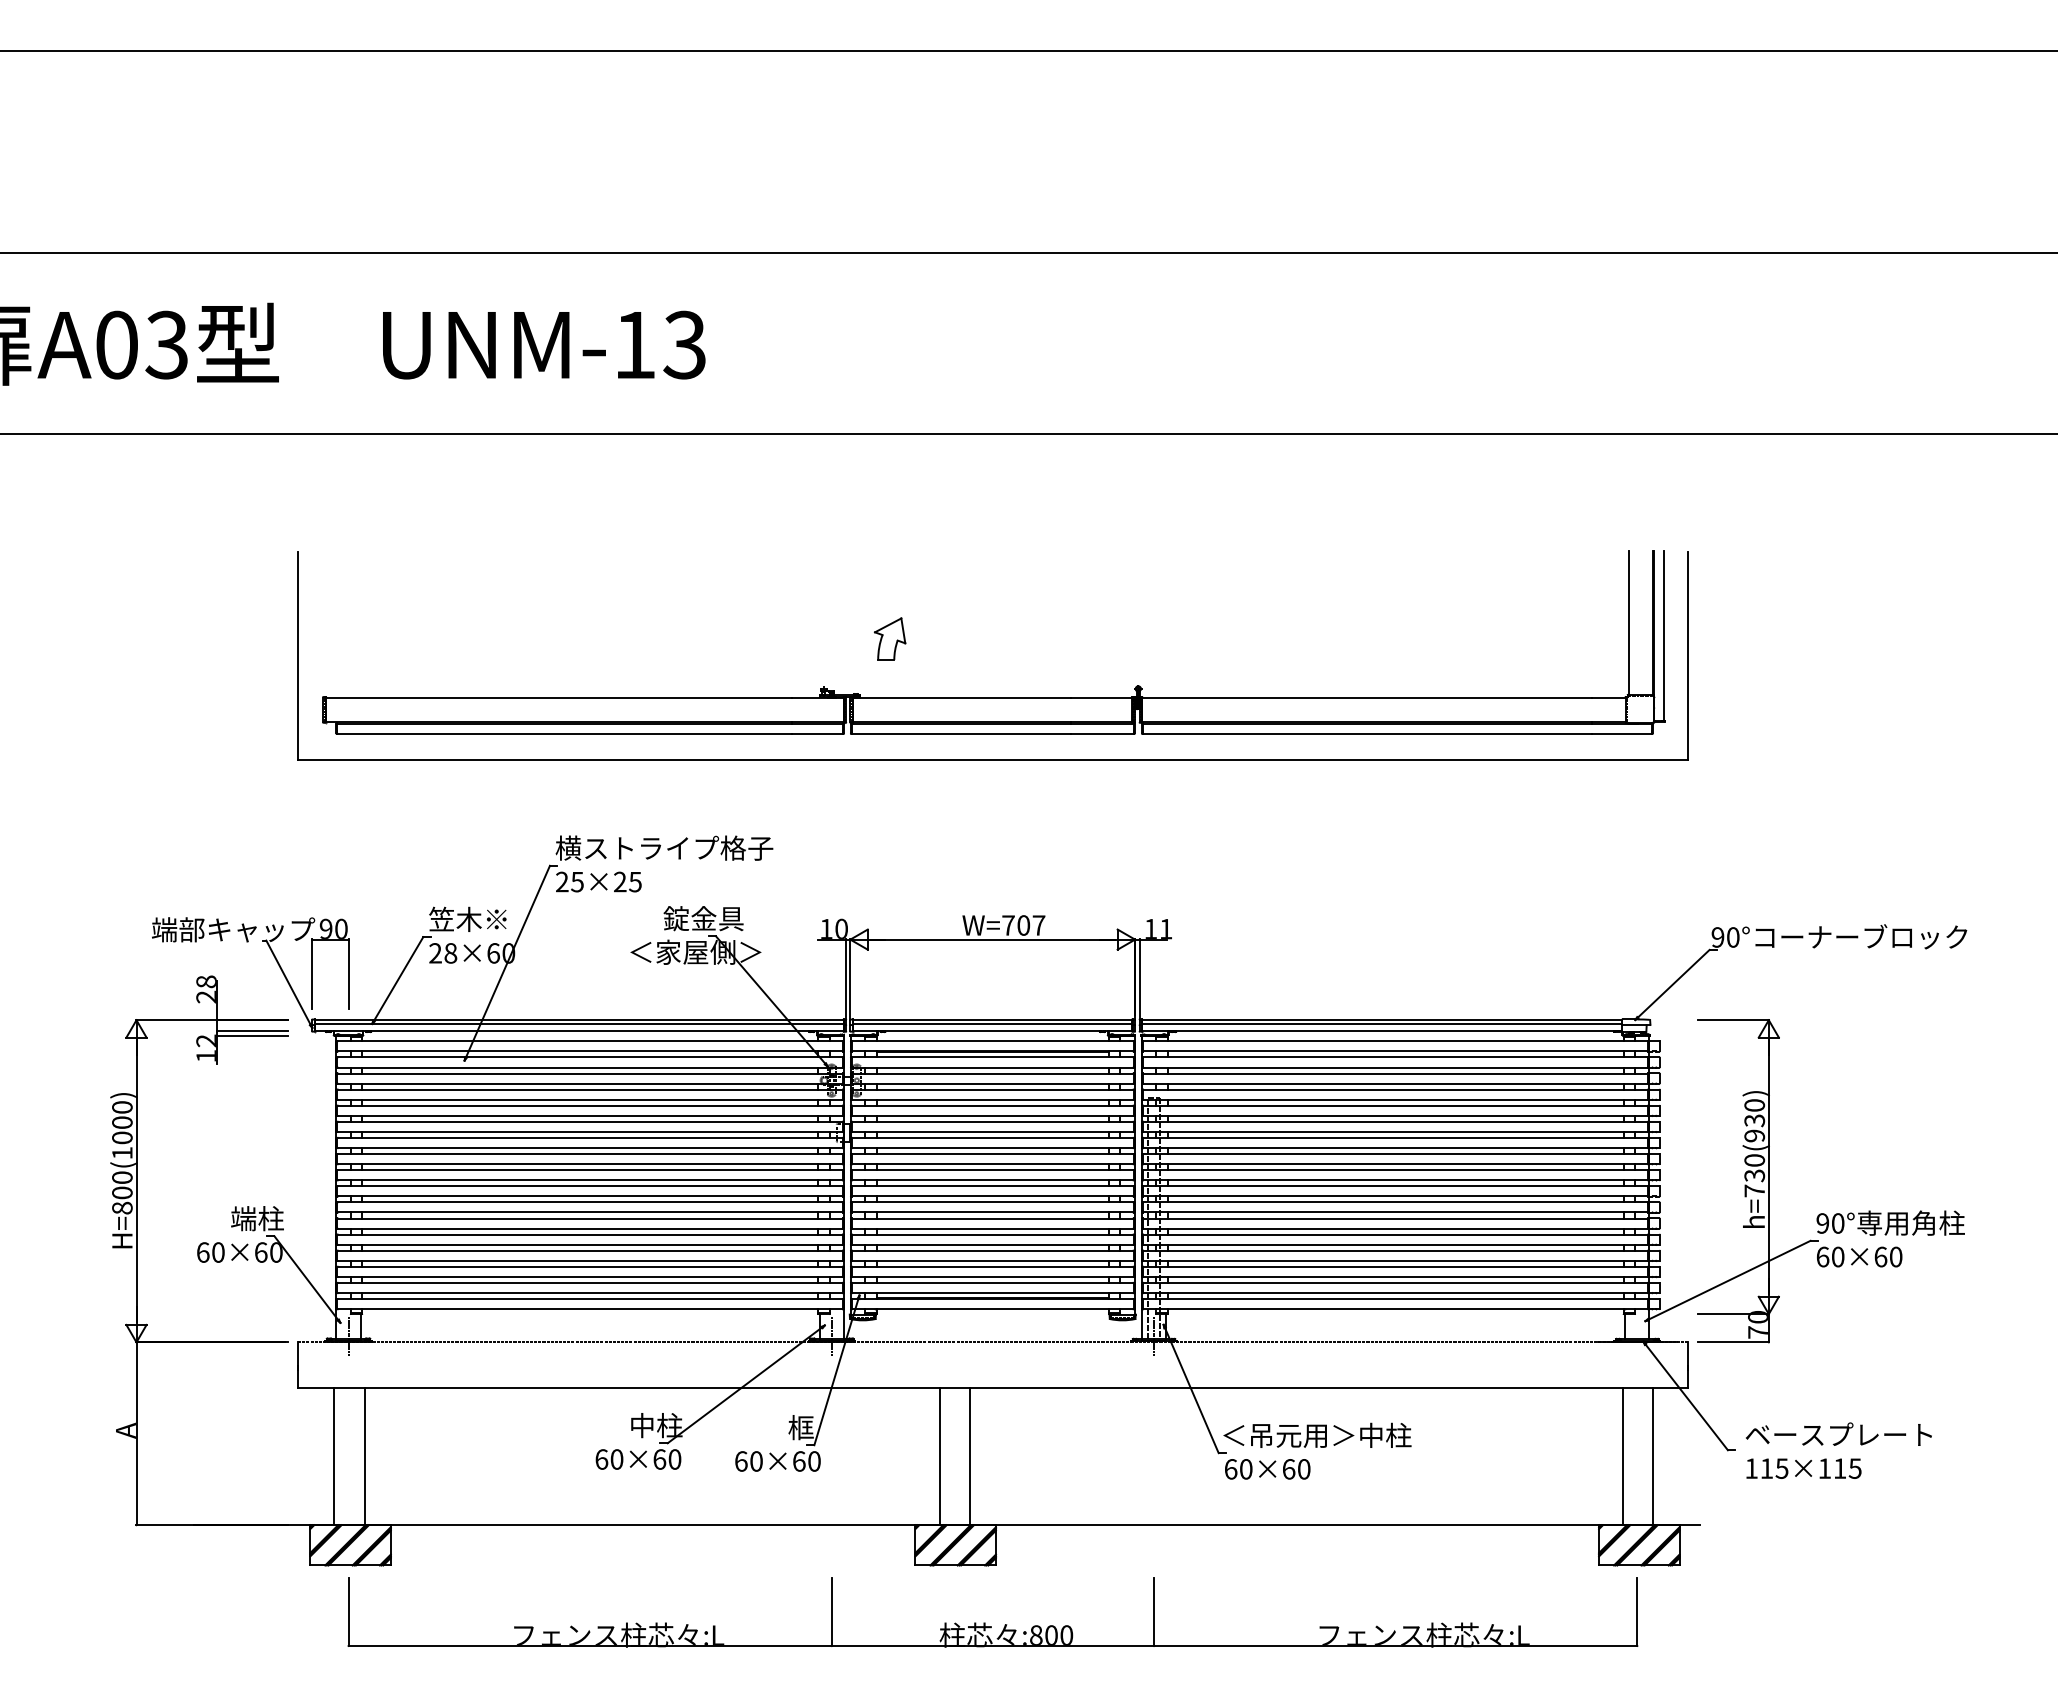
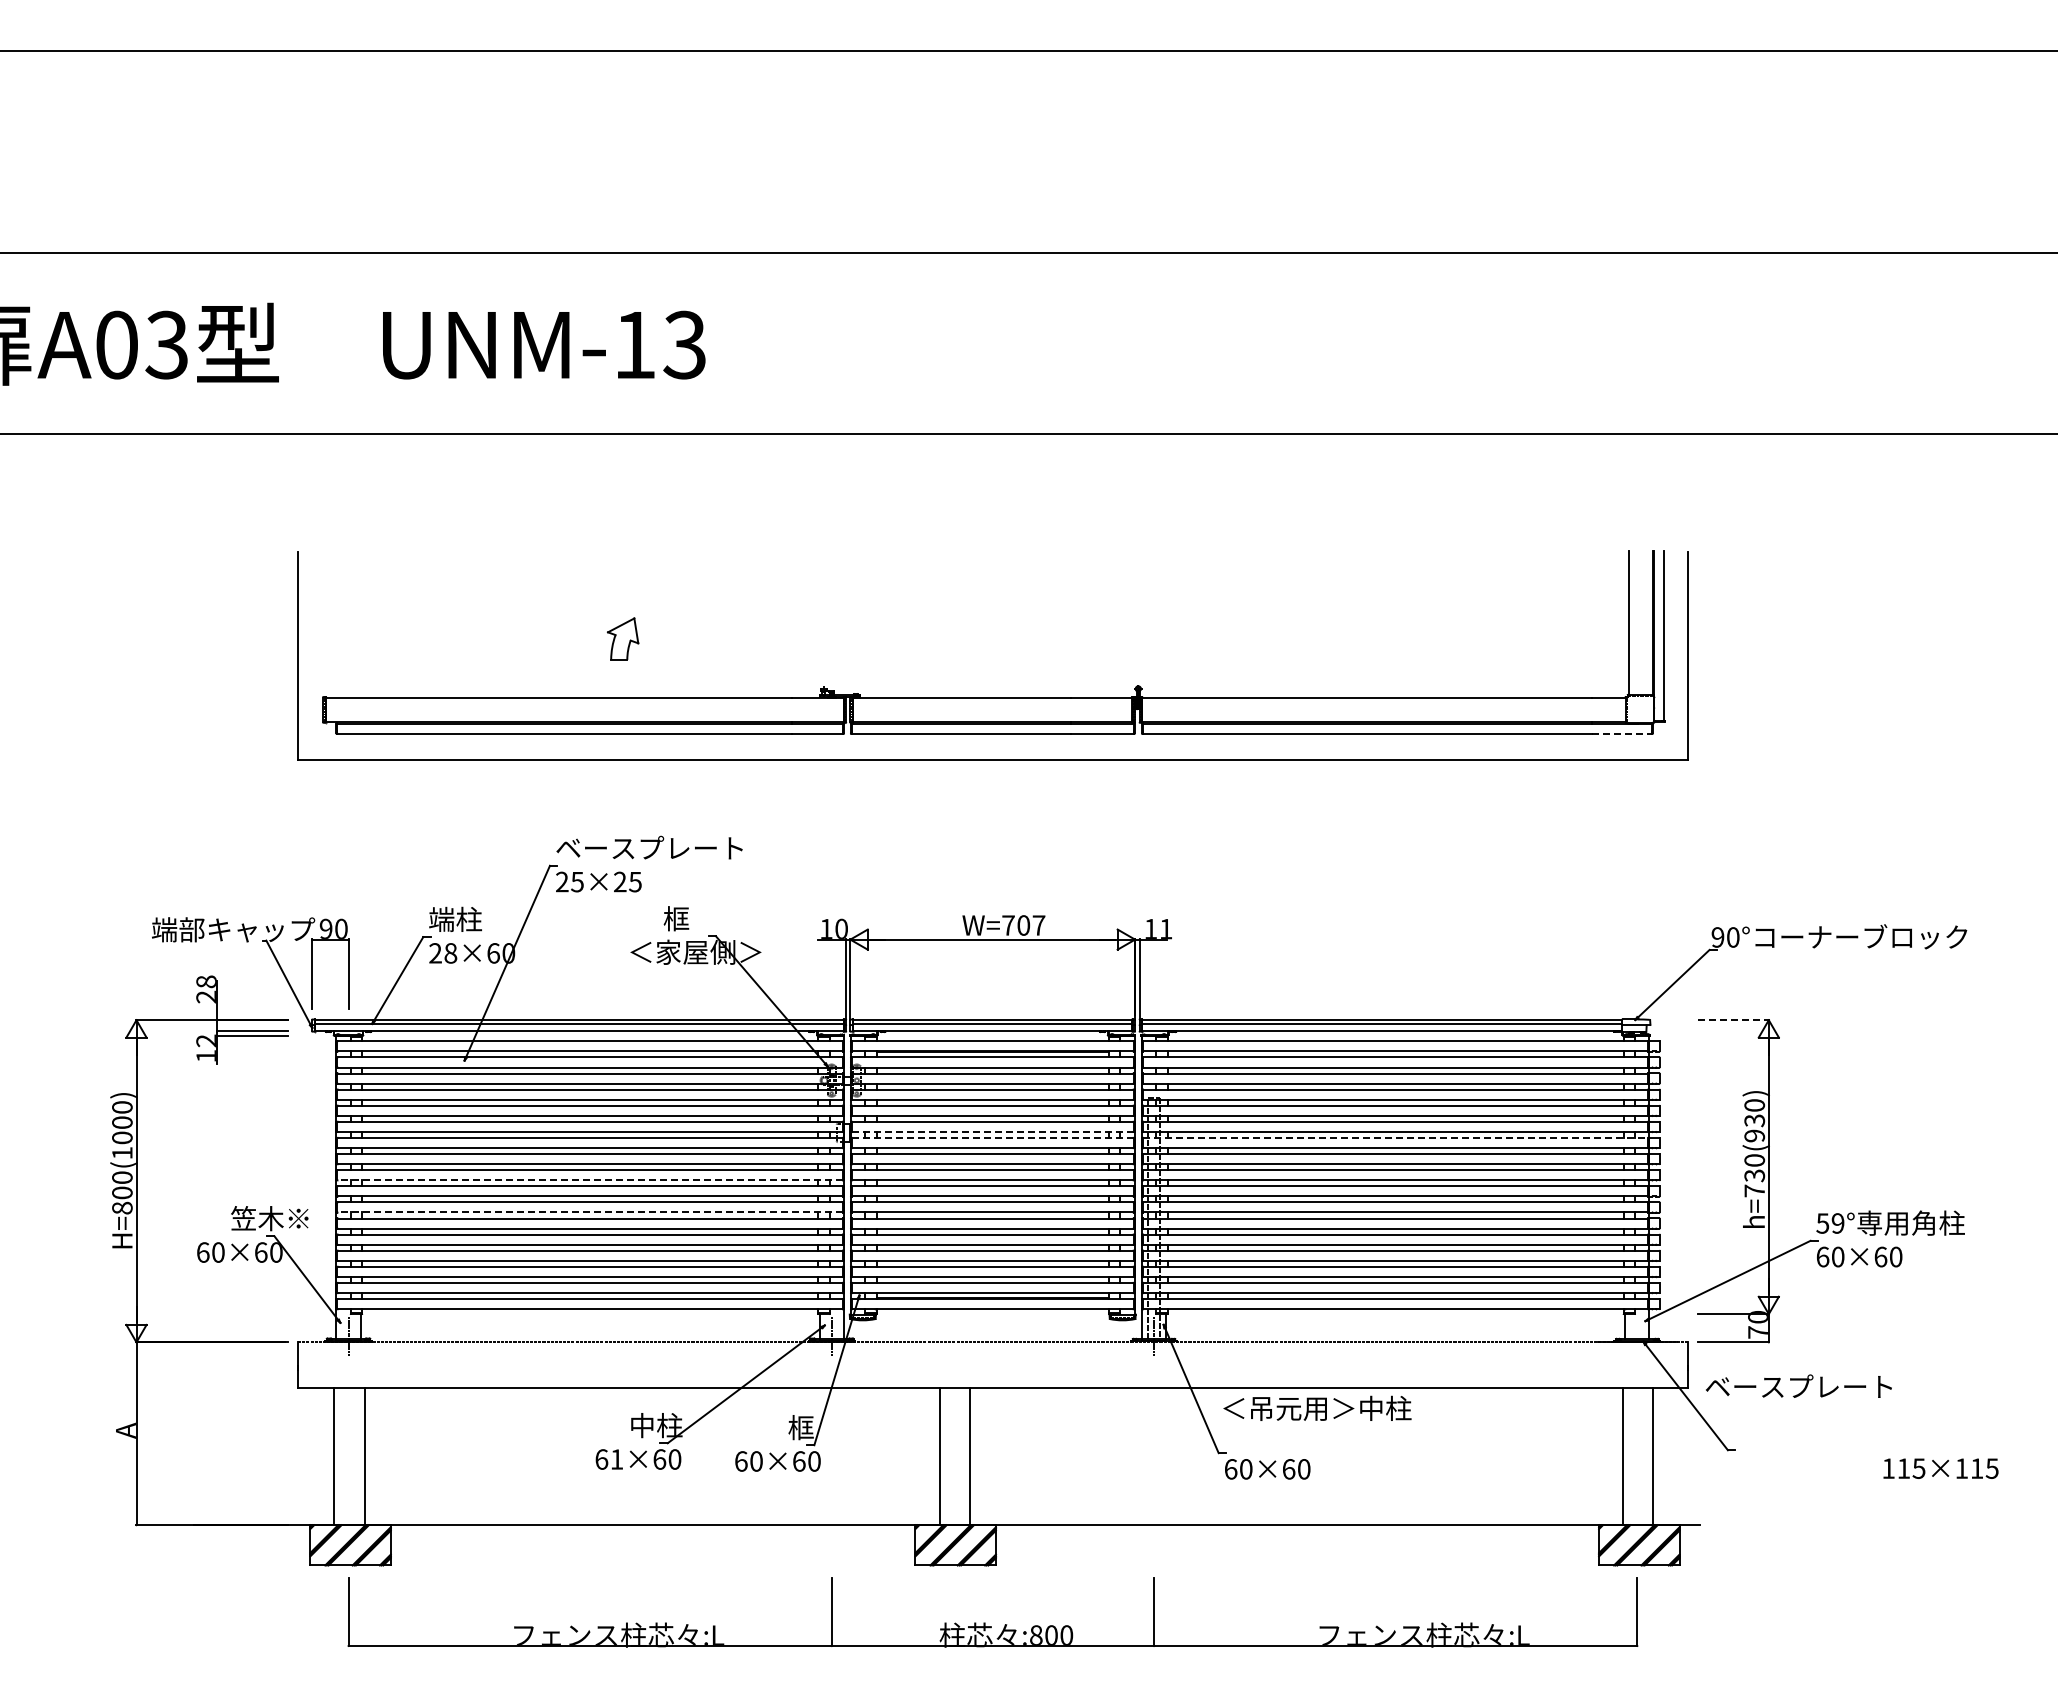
part position: (889, 638) -> (622, 638) (622, 638)
line: solid -> dashed (1622, 733)
text: 横ストライプ格子 -> ベースプレート (664, 847)
text: 錠金具 -> 框 (703, 918)
text: 笠木※ -> 端柱 (467, 919)
line: solid -> dashed (1733, 1020)
line: solid -> dashed (992, 1131)
line: solid -> dashed (992, 1137)
line: solid -> dashed (1395, 1137)
line: solid -> dashed (590, 1180)
line: solid -> dashed (590, 1212)
text: 端柱 -> 笠木※ (269, 1218)
text: 90° -> 59° (1830, 1223)
text position: (1838, 1433) -> (1798, 1385) (1798, 1385)
text position: (1317, 1434) -> (1317, 1407) (1317, 1407)
text: 60×60 -> 61×60 (616, 1459)
text position: (1803, 1468) -> (1940, 1468) (1940, 1468)
